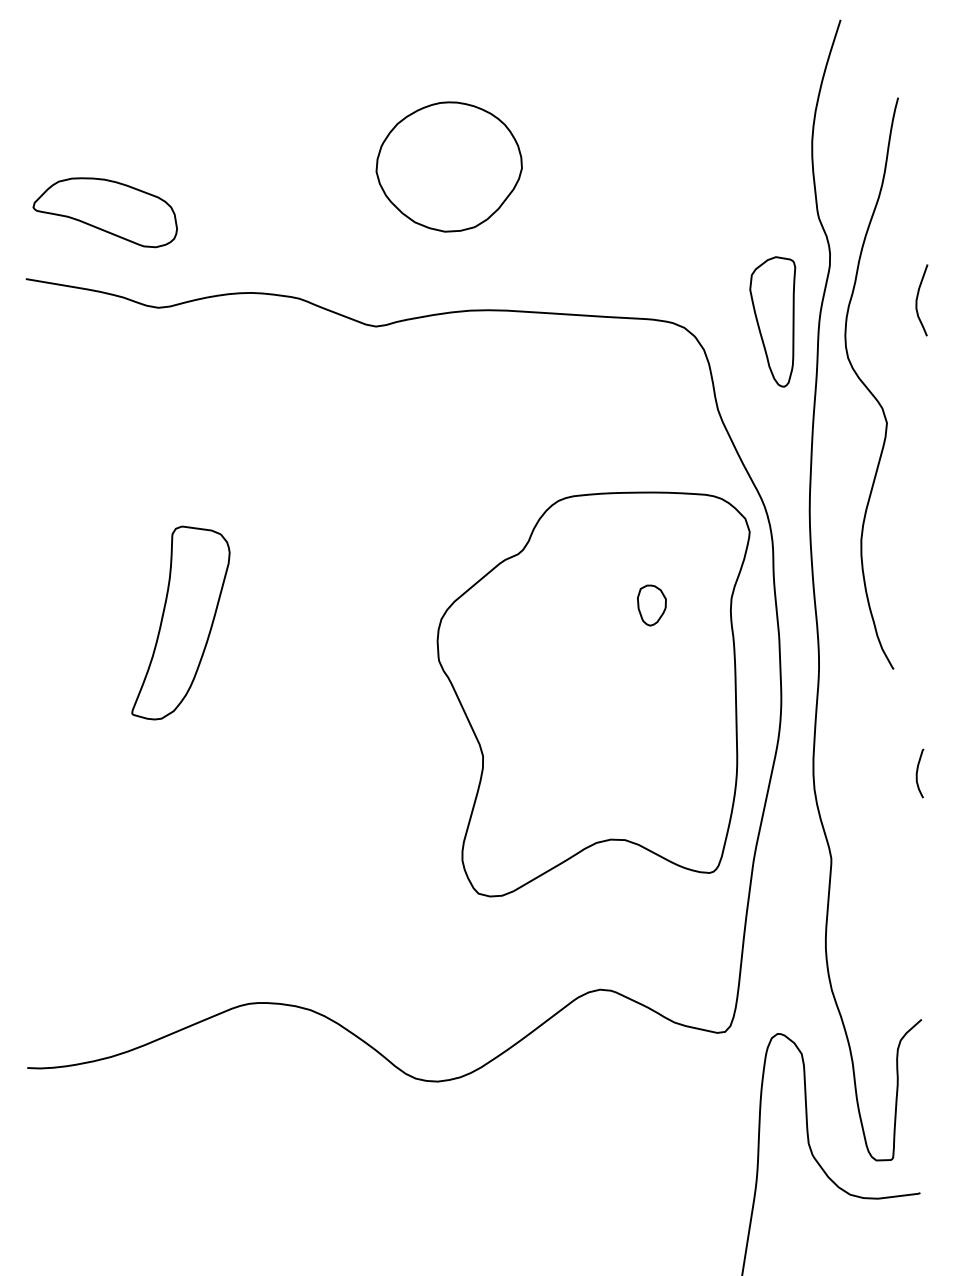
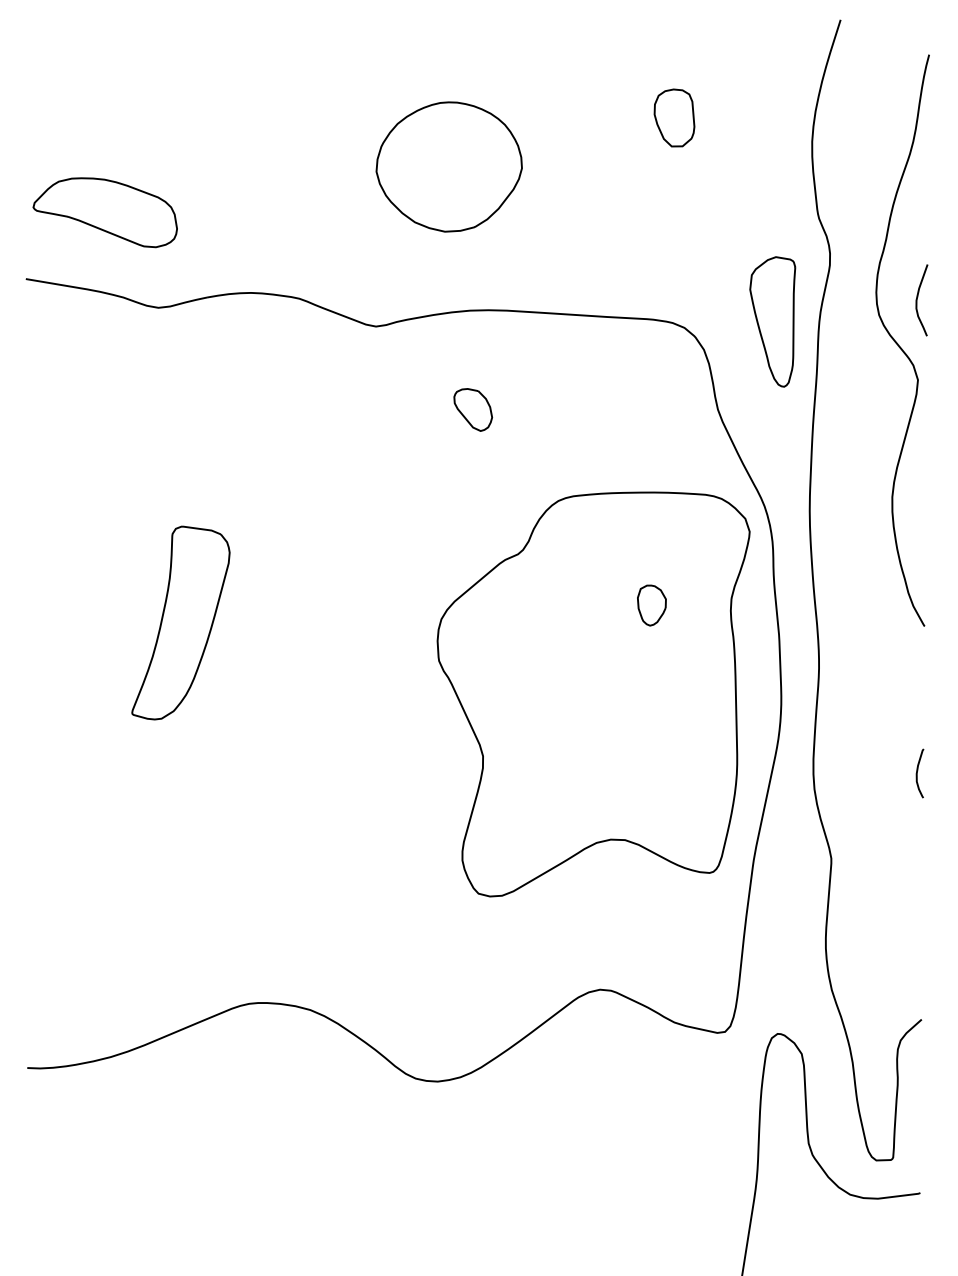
part: none -> present (674, 117)
curve position: (867, 386) -> (898, 343) (898, 343)
part: none -> present (473, 409)
